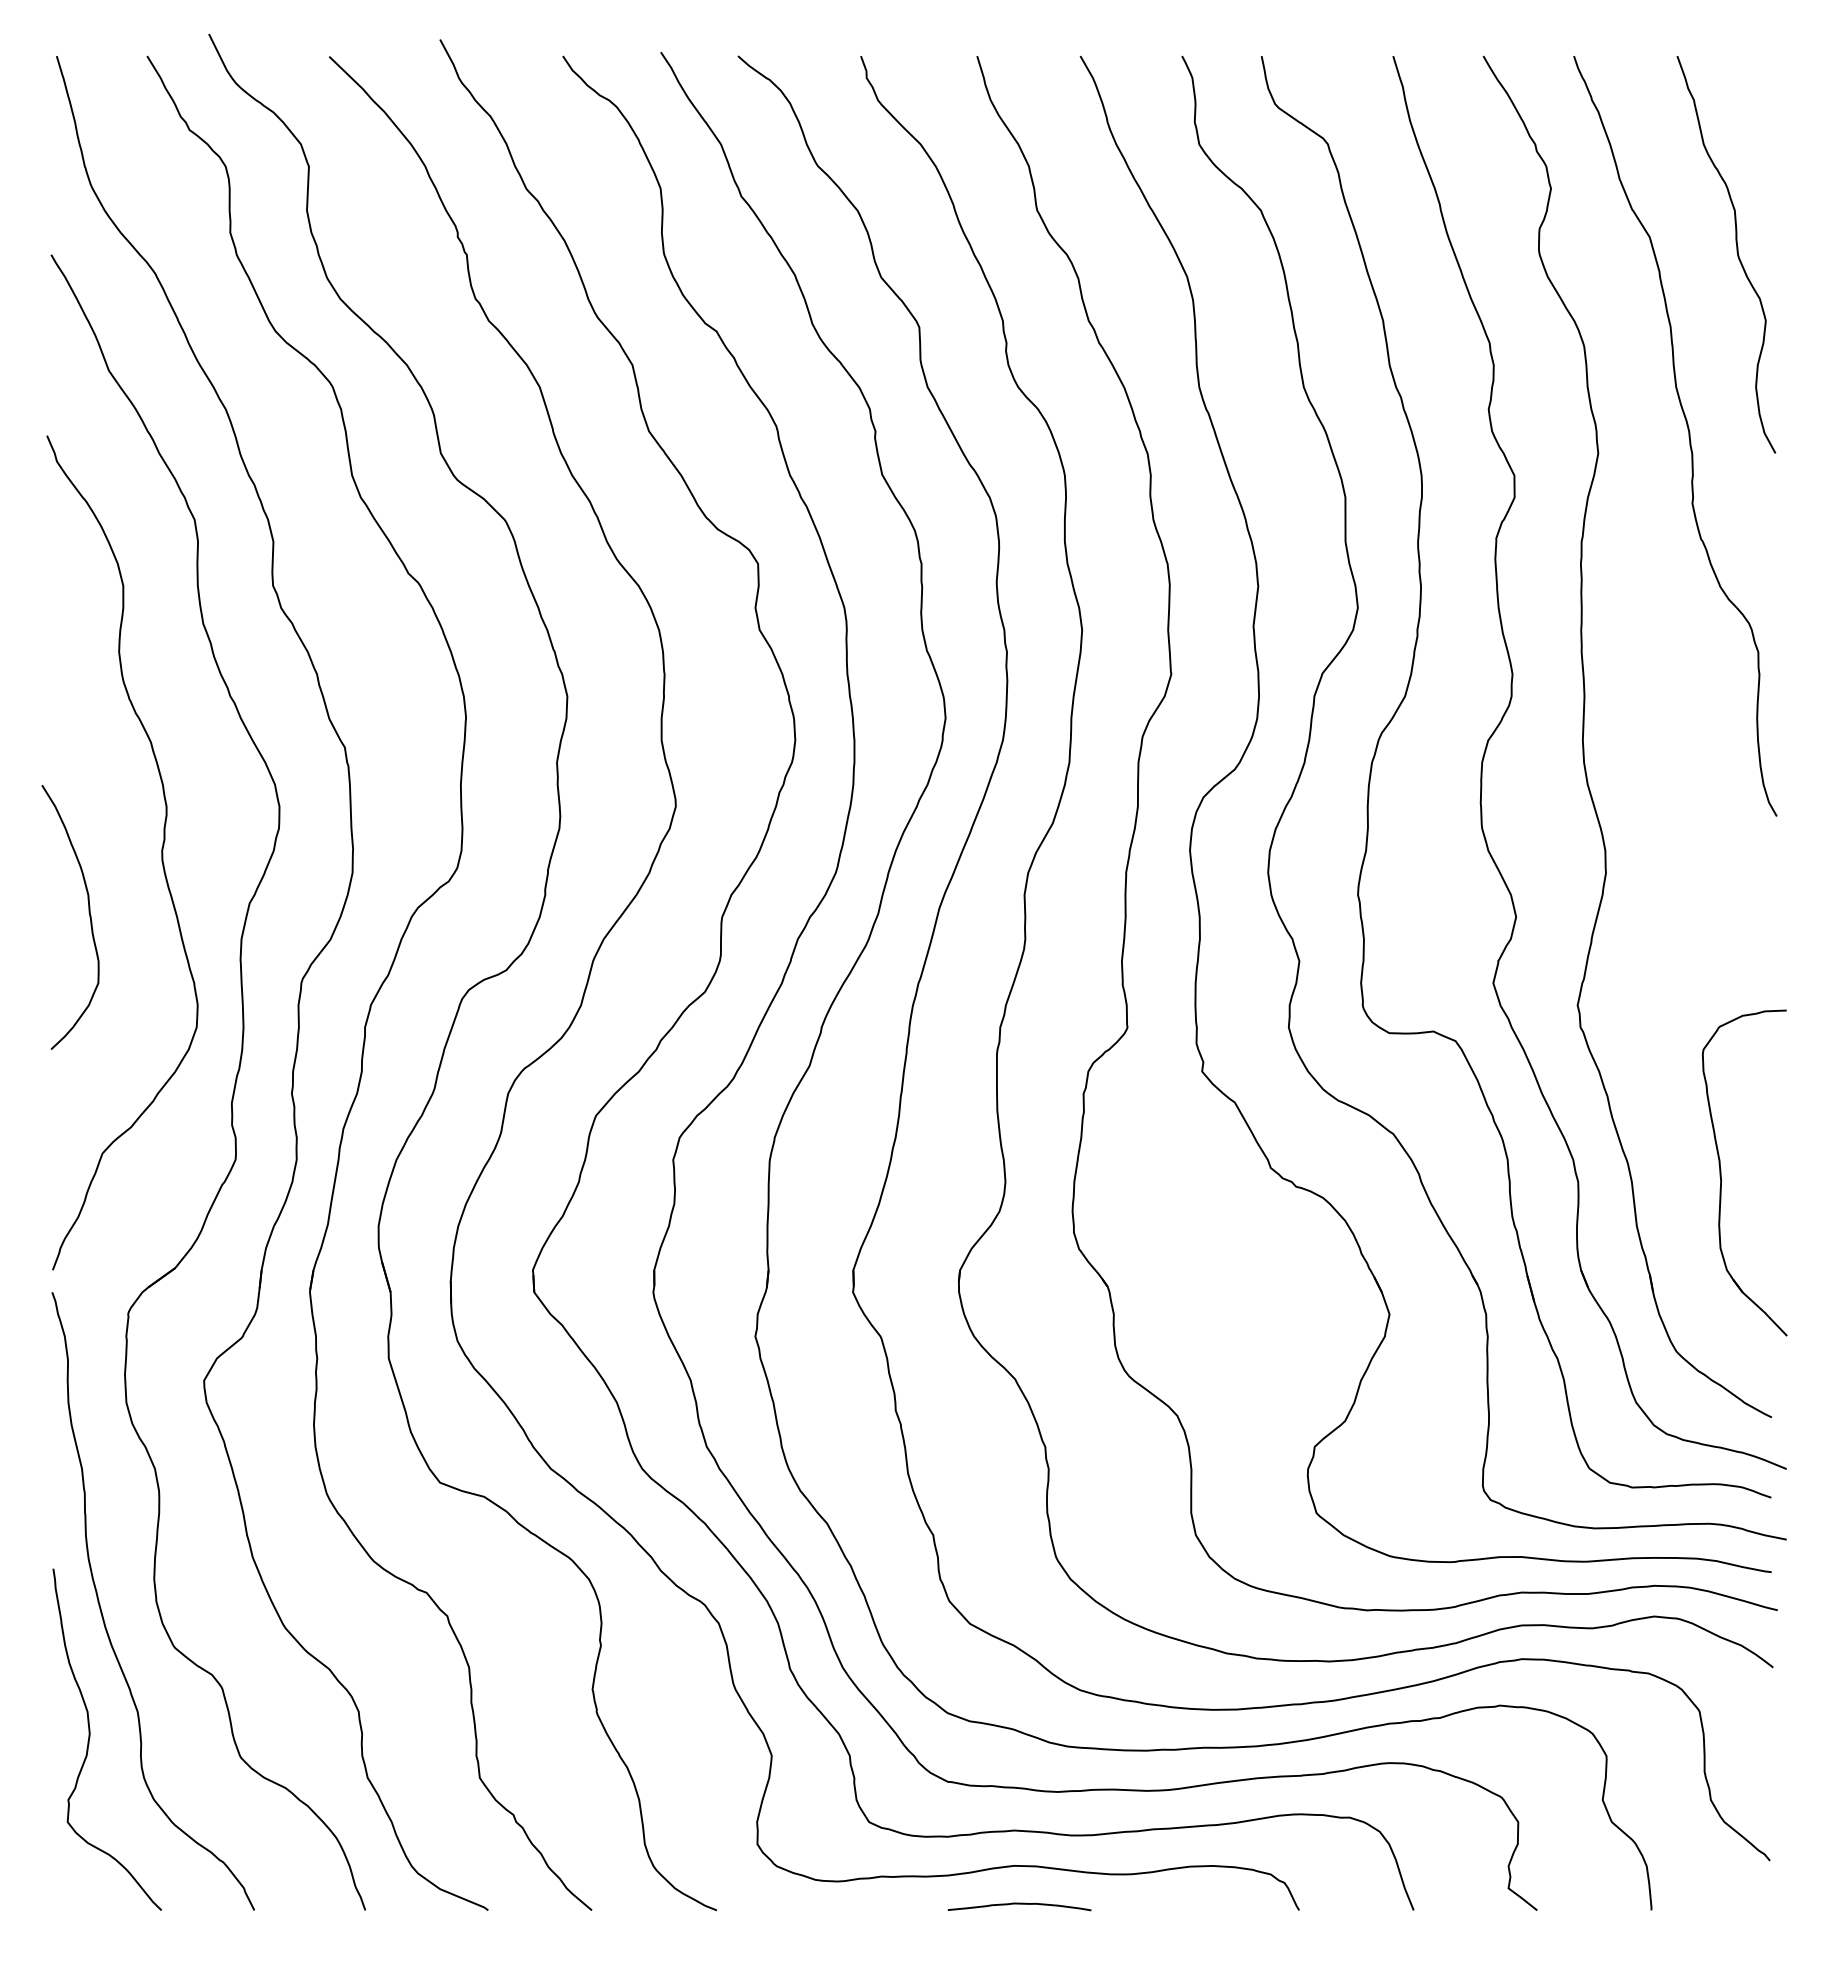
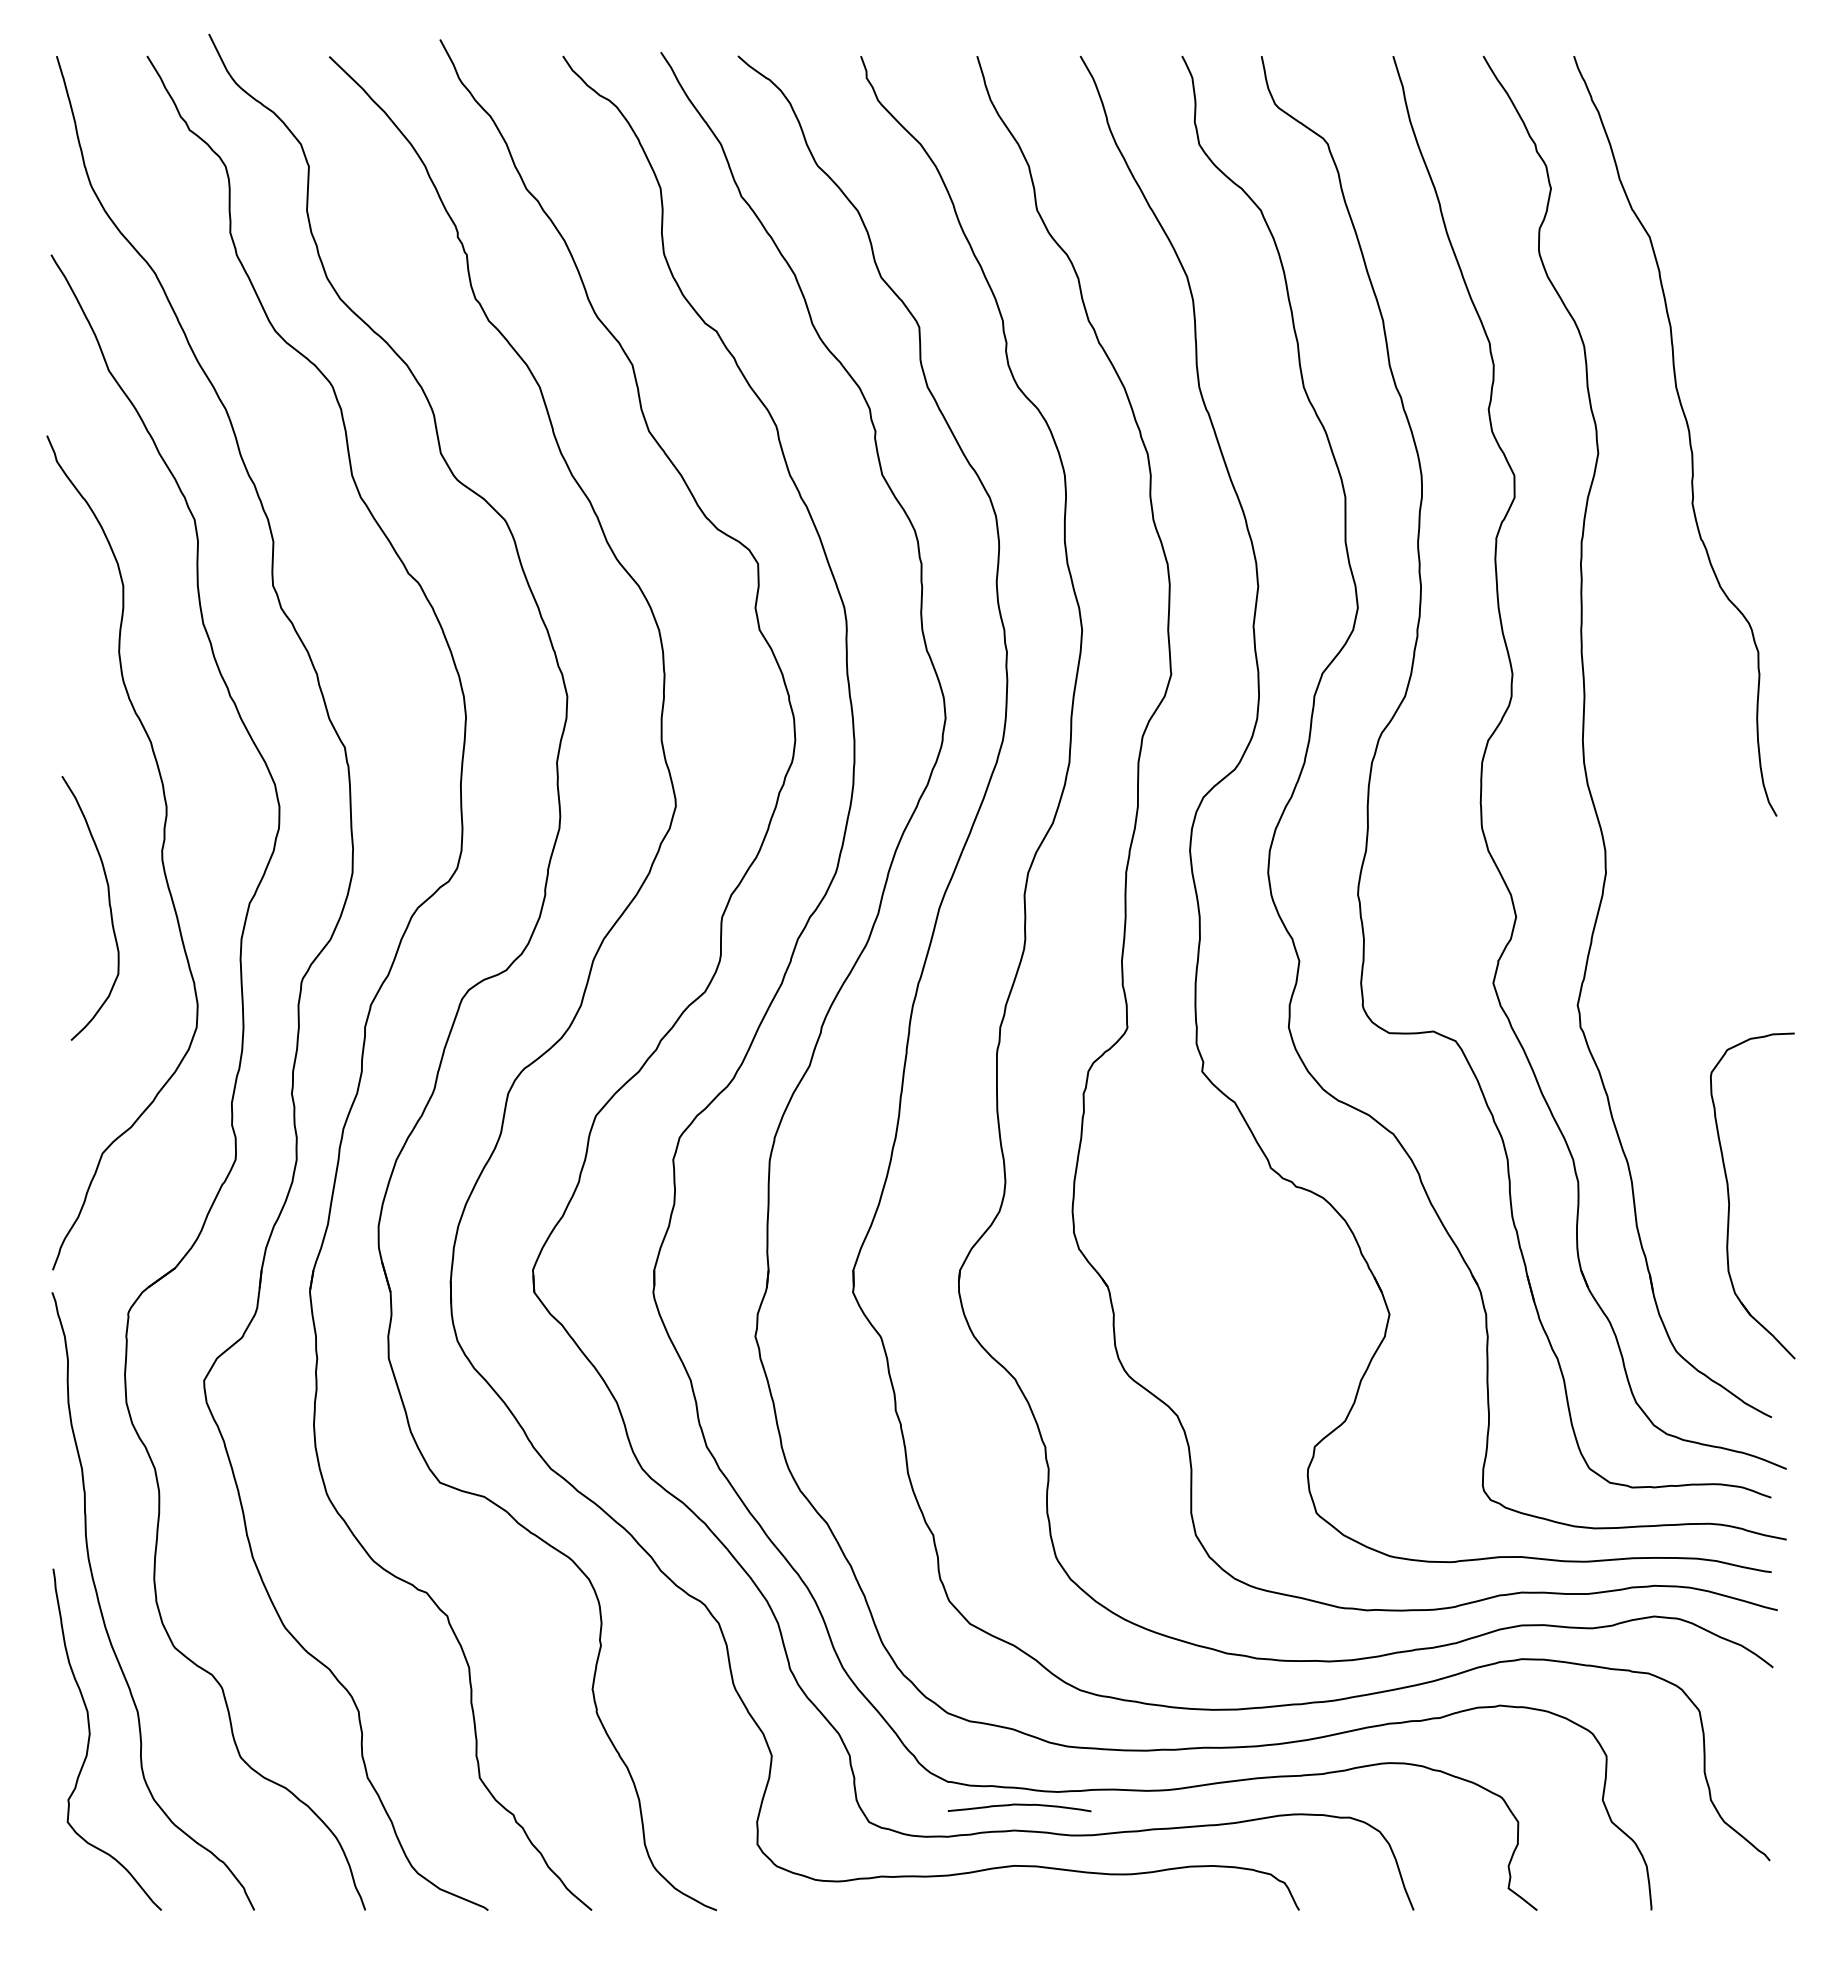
curve: present -> none (1736, 252)
curve position: (88, 913) -> (108, 904) (108, 904)
part position: (1721, 1172) -> (1729, 1195) (1729, 1195)
curve position: (1019, 1904) -> (1019, 1805) (1019, 1805)
